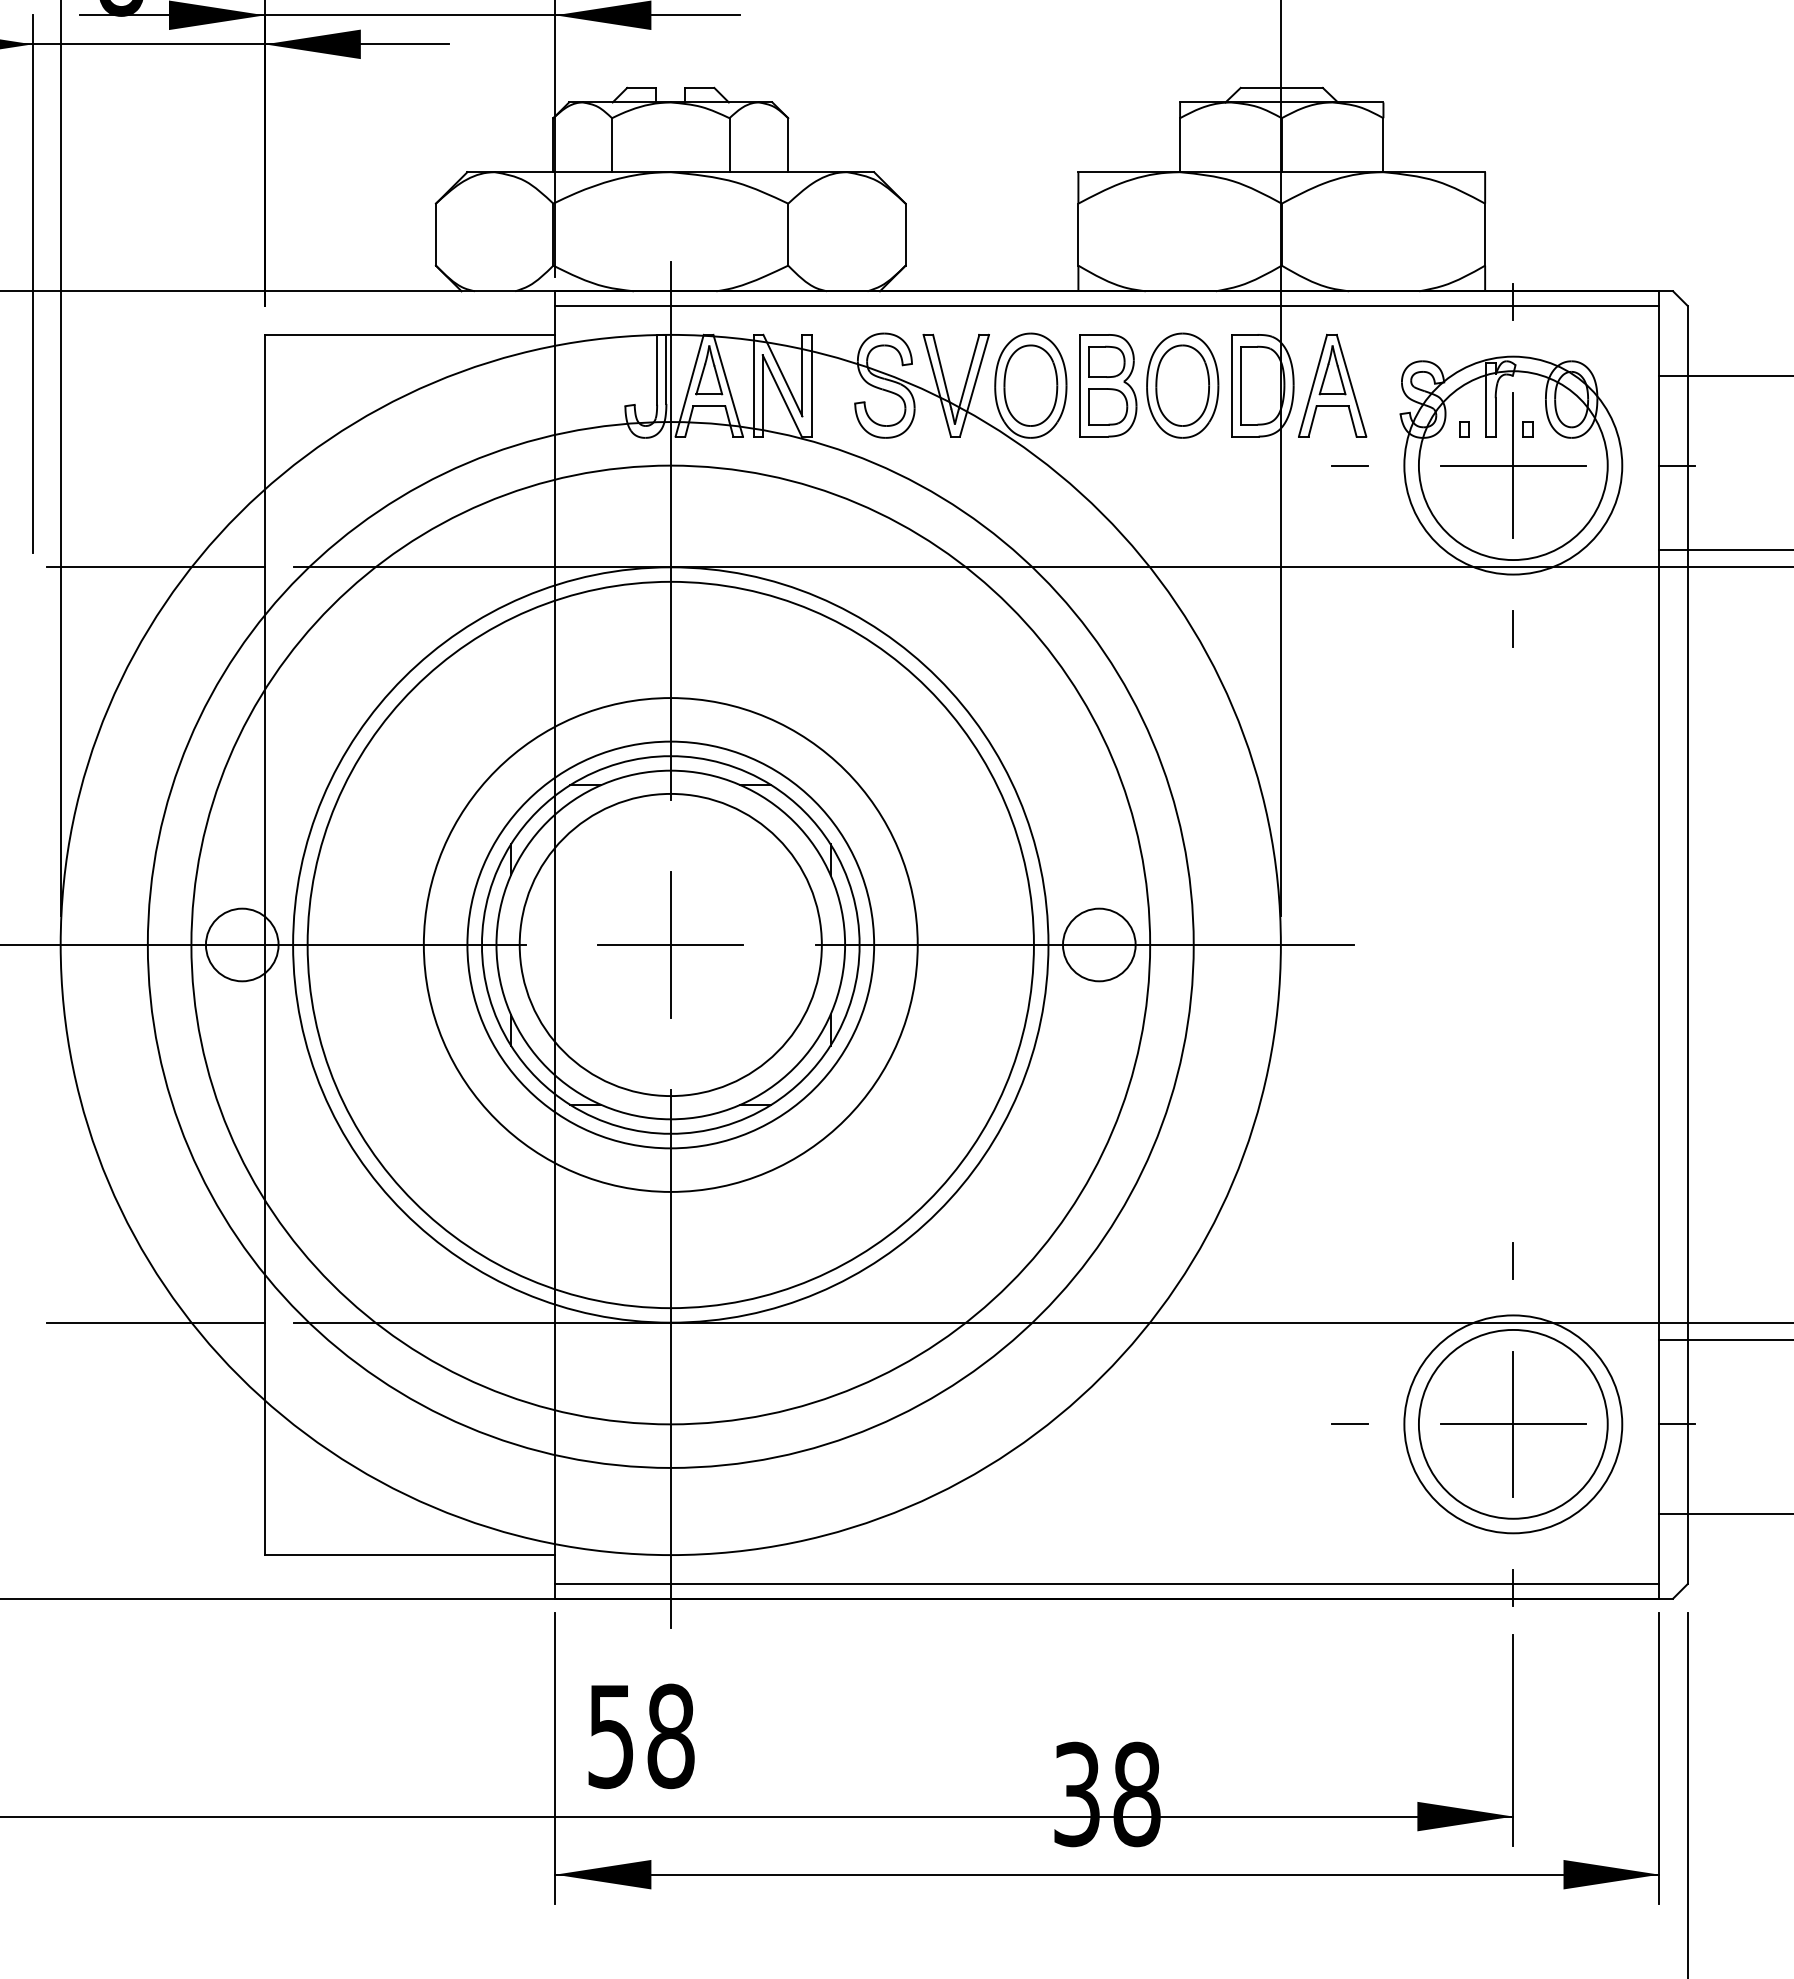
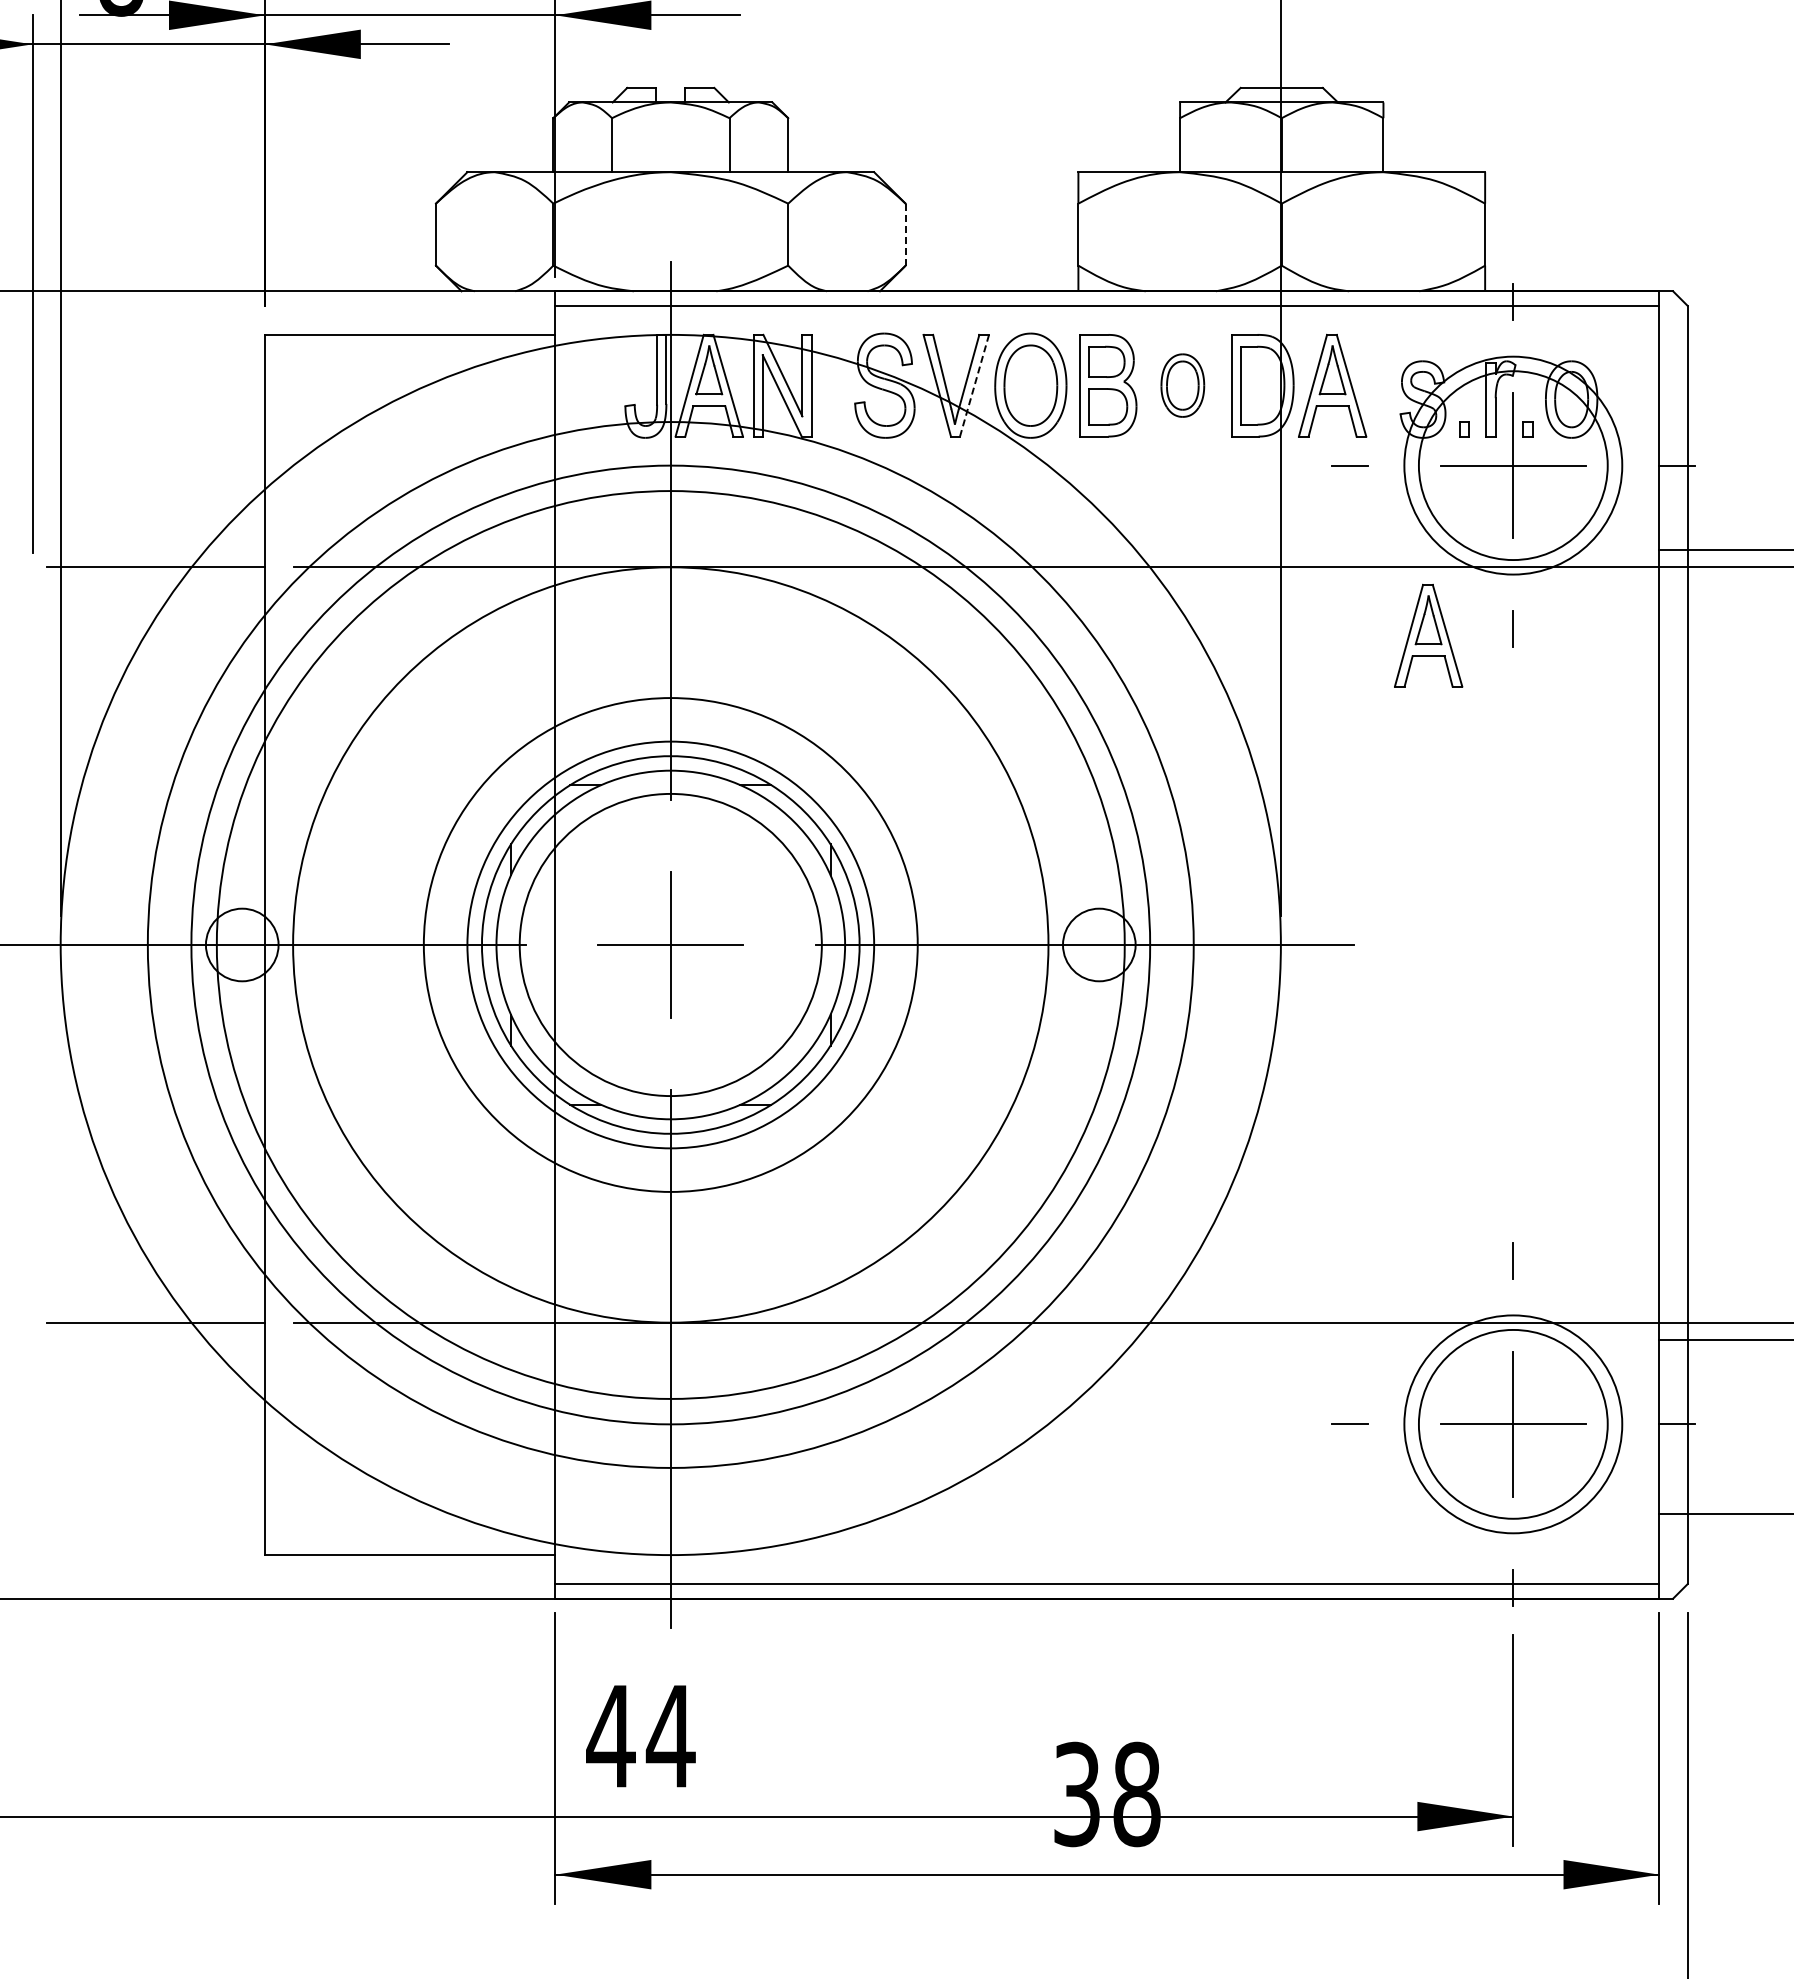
line: solid -> dashed (905, 234)
line: present -> none (1724, 375)
line: solid -> dashed (974, 385)
part size: 74x107 px -> 46x65 px (1182, 385)
part: none -> present (1428, 635)
circle diameter: 726 px -> 908 px (670, 944)
text: 58 -> 44 (640, 1736)
